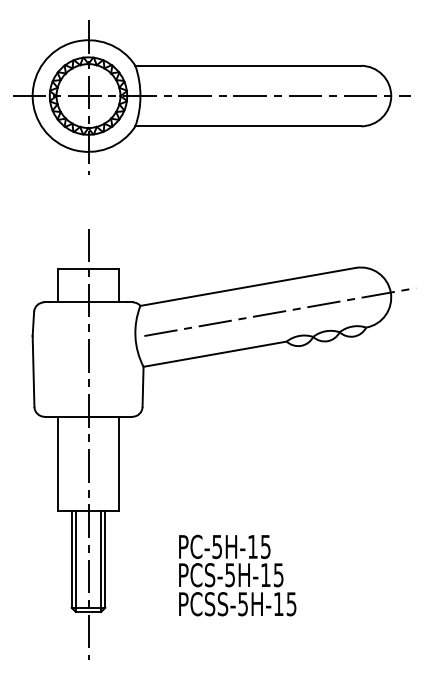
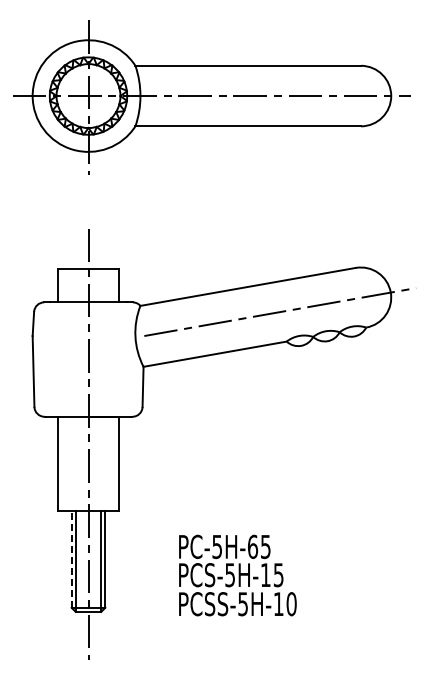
text: PC-5H-15 -> PC-5H-65 (253, 546)
line: solid -> dashed (71, 558)
text: PCSS-5H-15 -> PCSS-5H-10 (291, 604)
